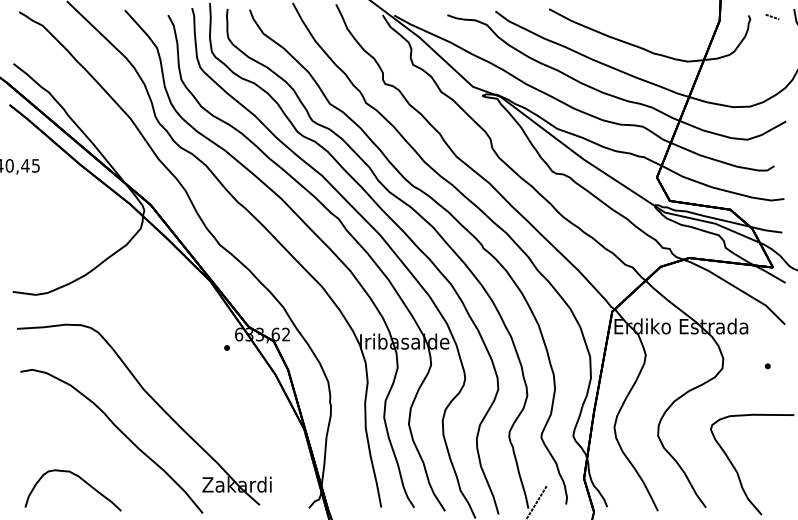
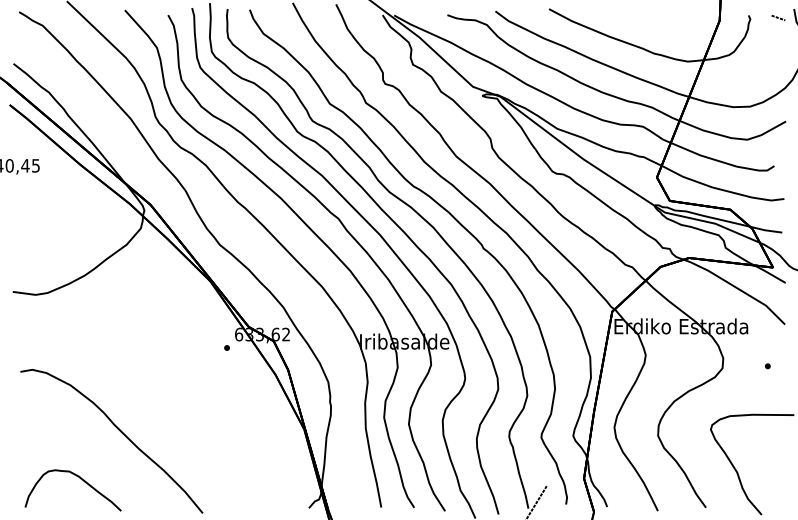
line position: (772, 16) -> (778, 17) (778, 17)
part: present -> none (155, 403)
